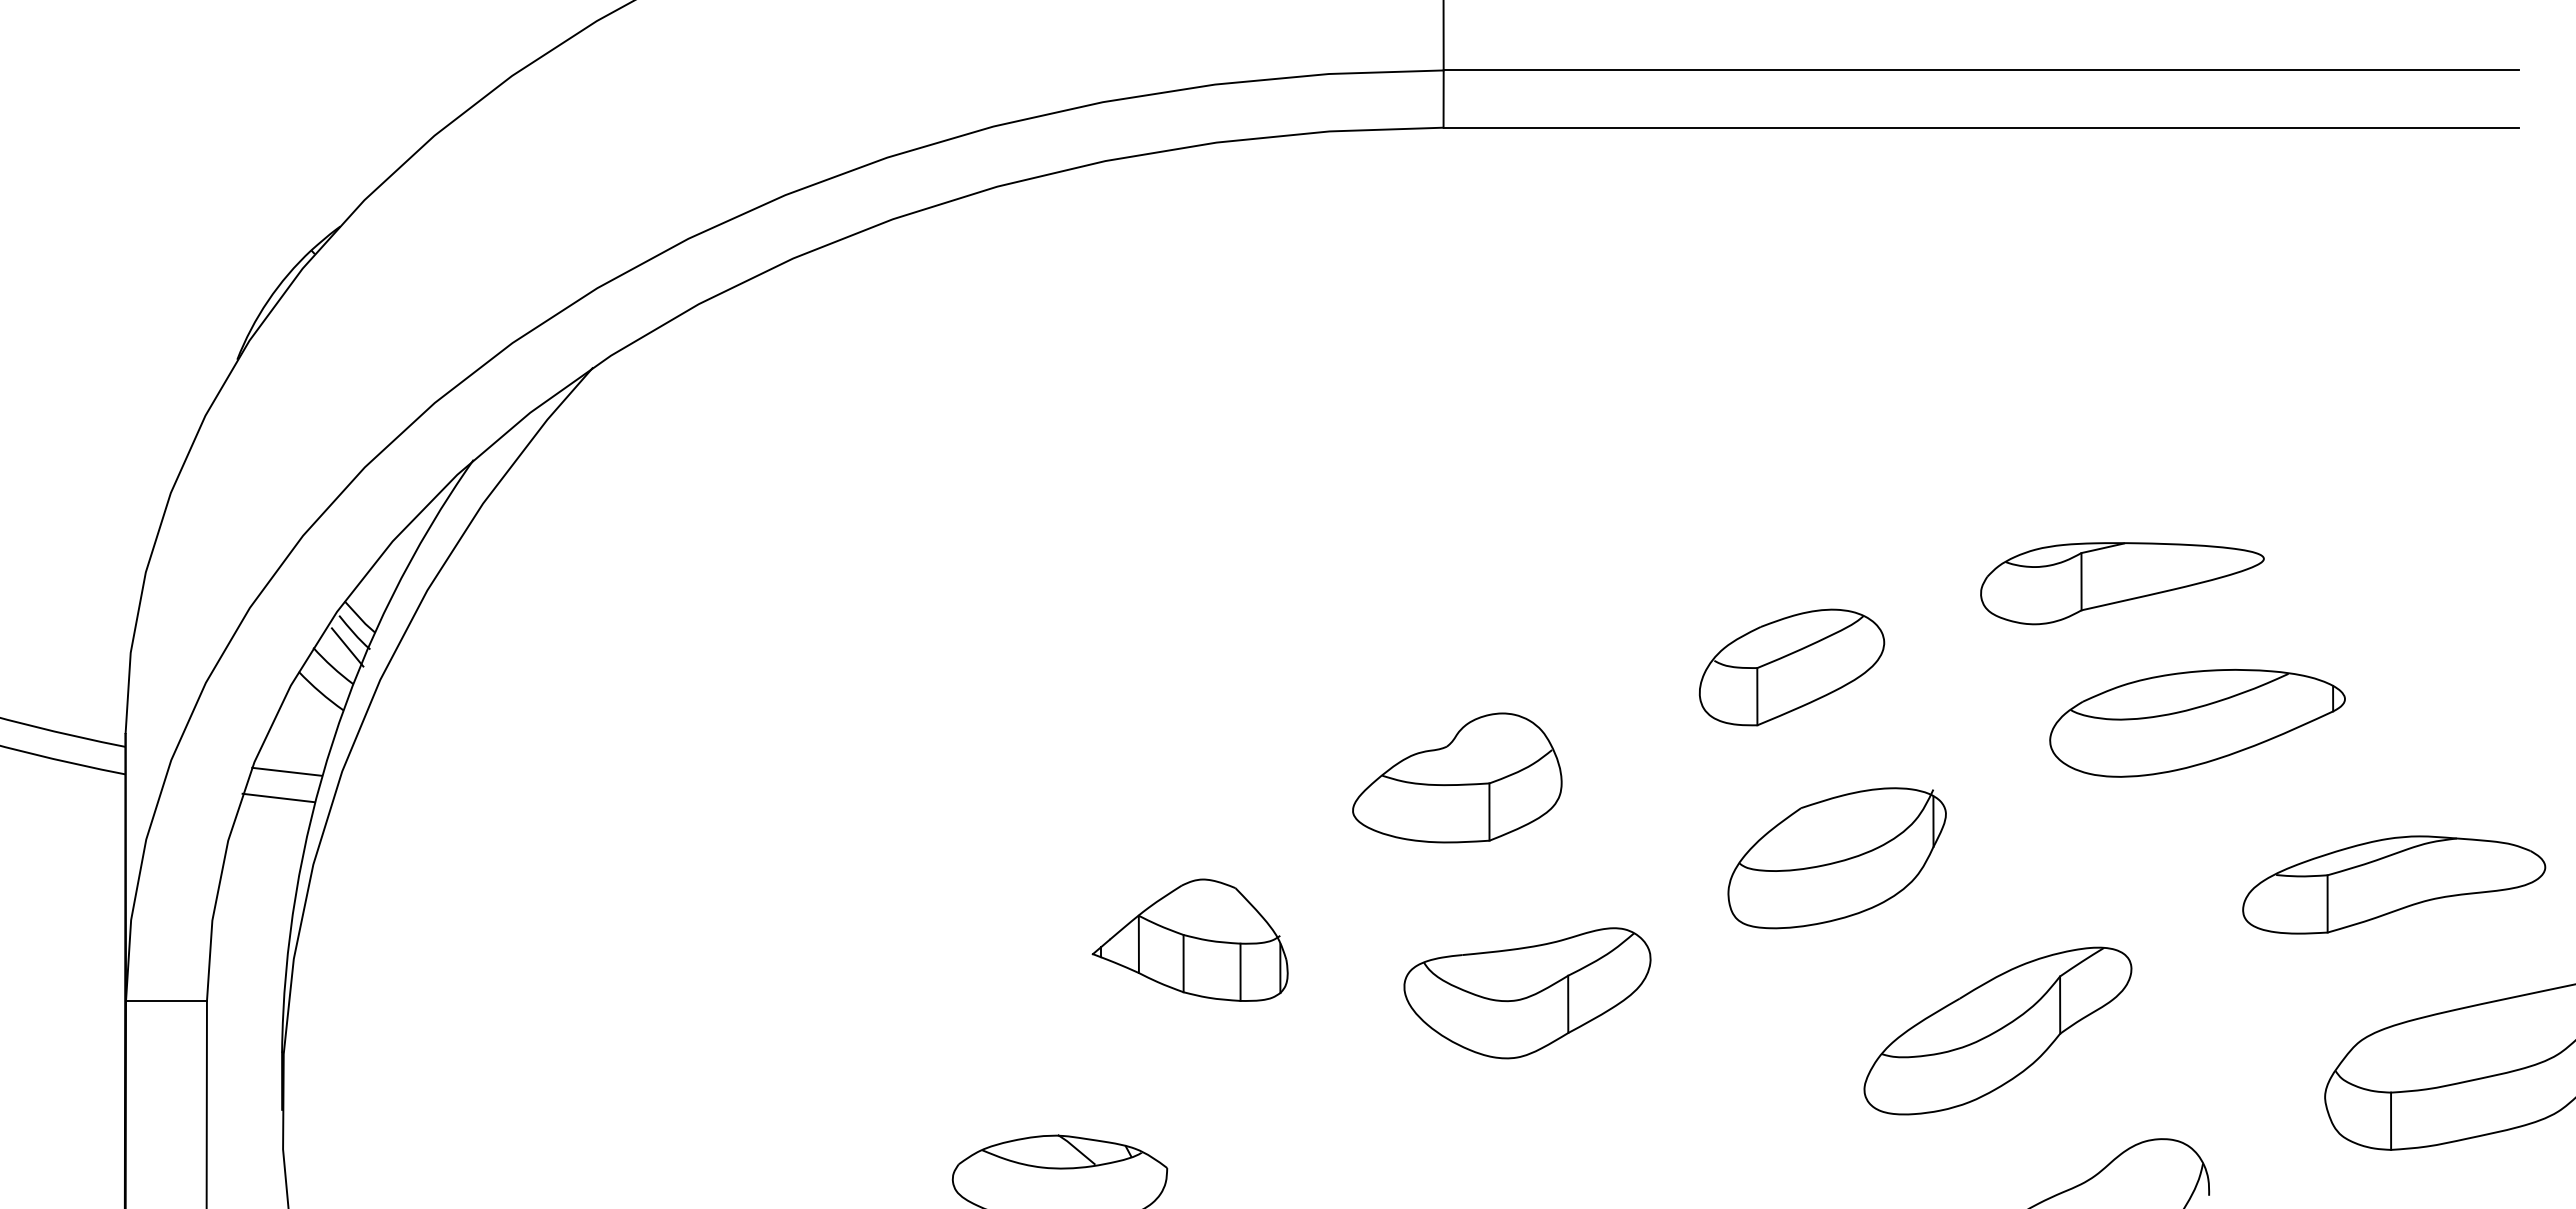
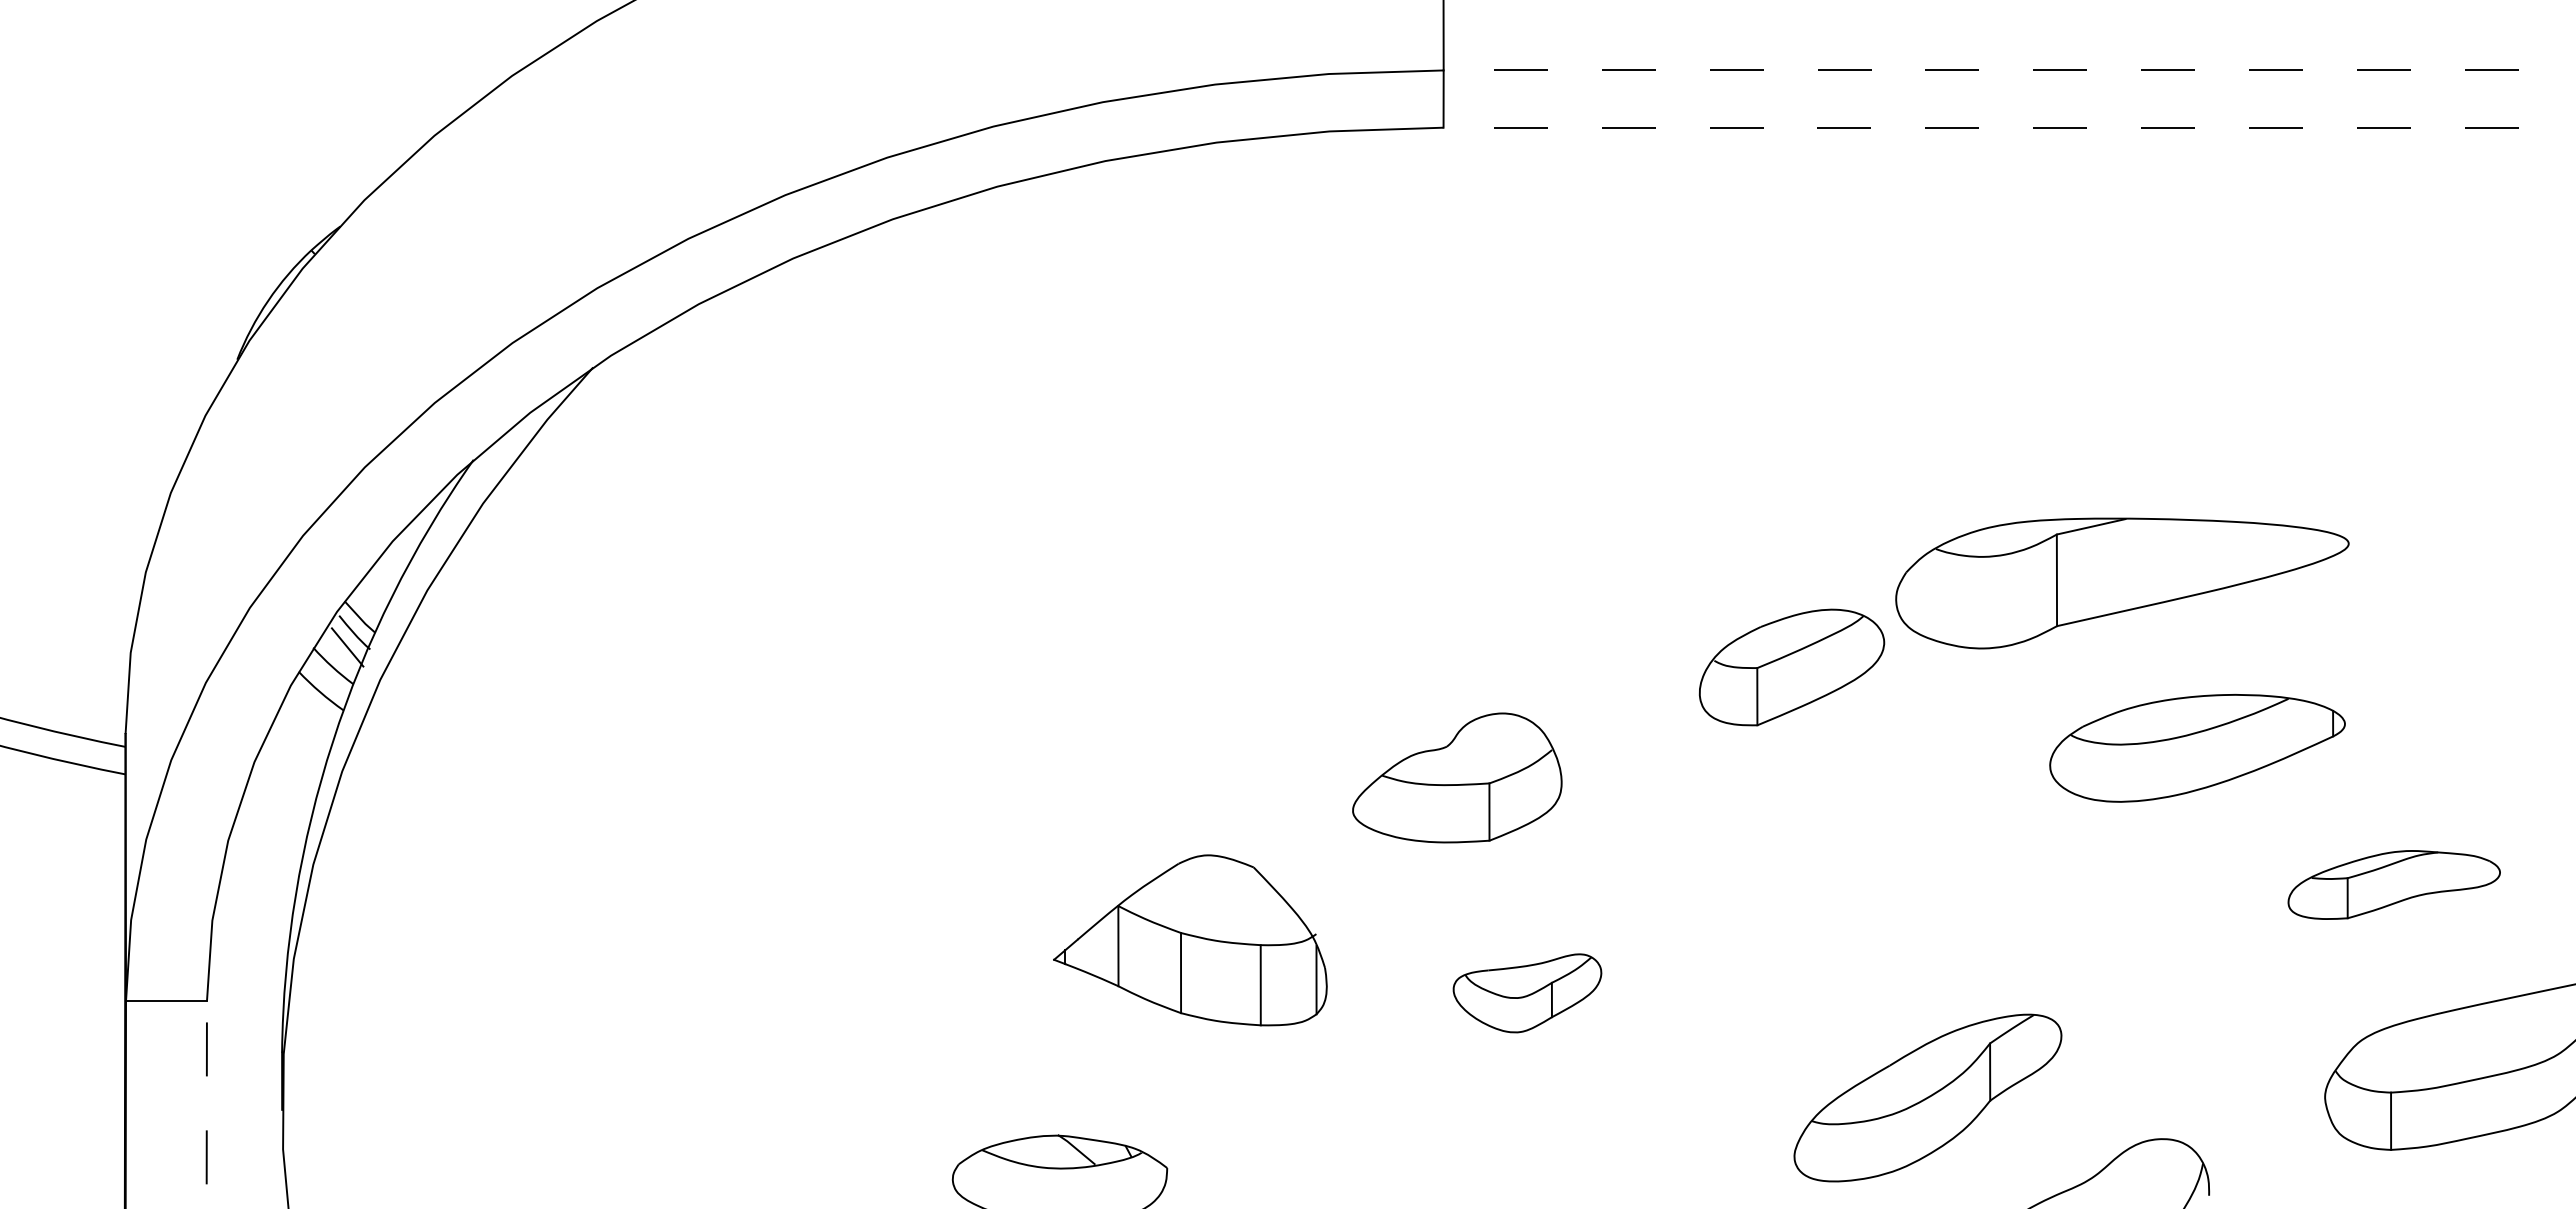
line: solid -> dashed (1981, 70)
line: solid -> dashed (1981, 127)
part size: 285x84 px -> 455x133 px (2122, 583)
part position: (2197, 723) -> (2197, 748) (2197, 748)
line: present -> none (287, 771)
line: present -> none (278, 797)
part: present -> none (1836, 858)
part size: 305x100 px -> 214x70 px (2393, 884)
part size: 198x124 px -> 275x173 px (1190, 940)
part size: 249x133 px -> 151x81 px (1527, 993)
part position: (1997, 1030) -> (1927, 1097) (1927, 1097)
line: solid -> dashed (206, 1104)
